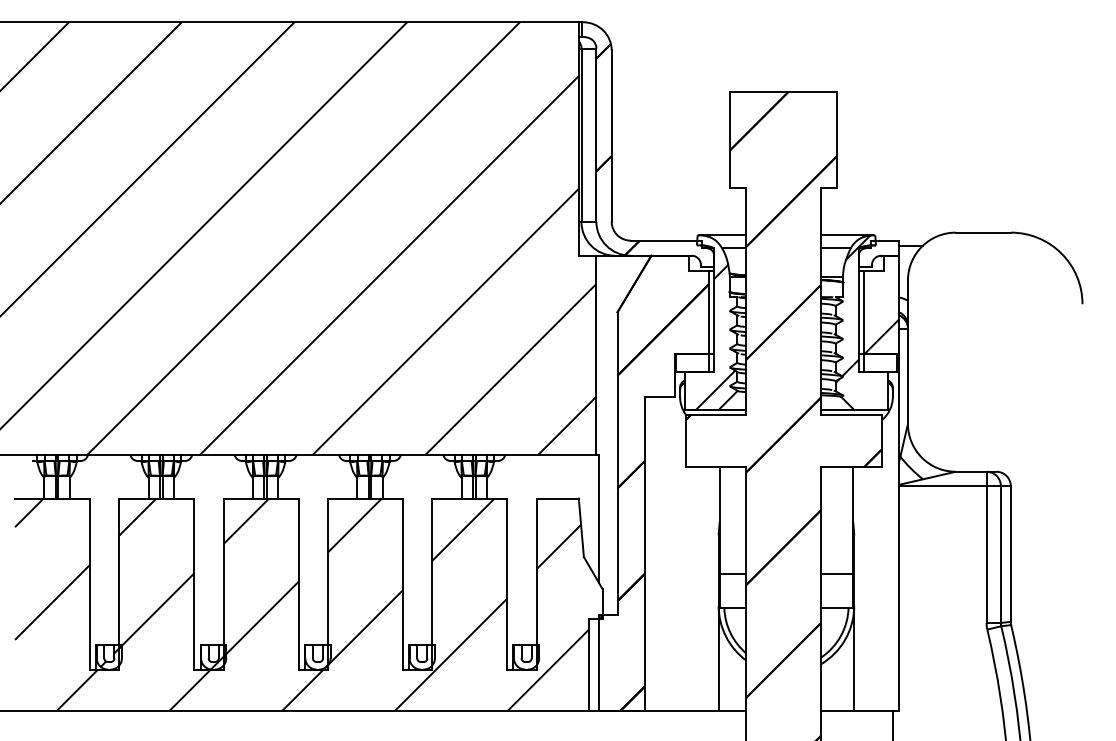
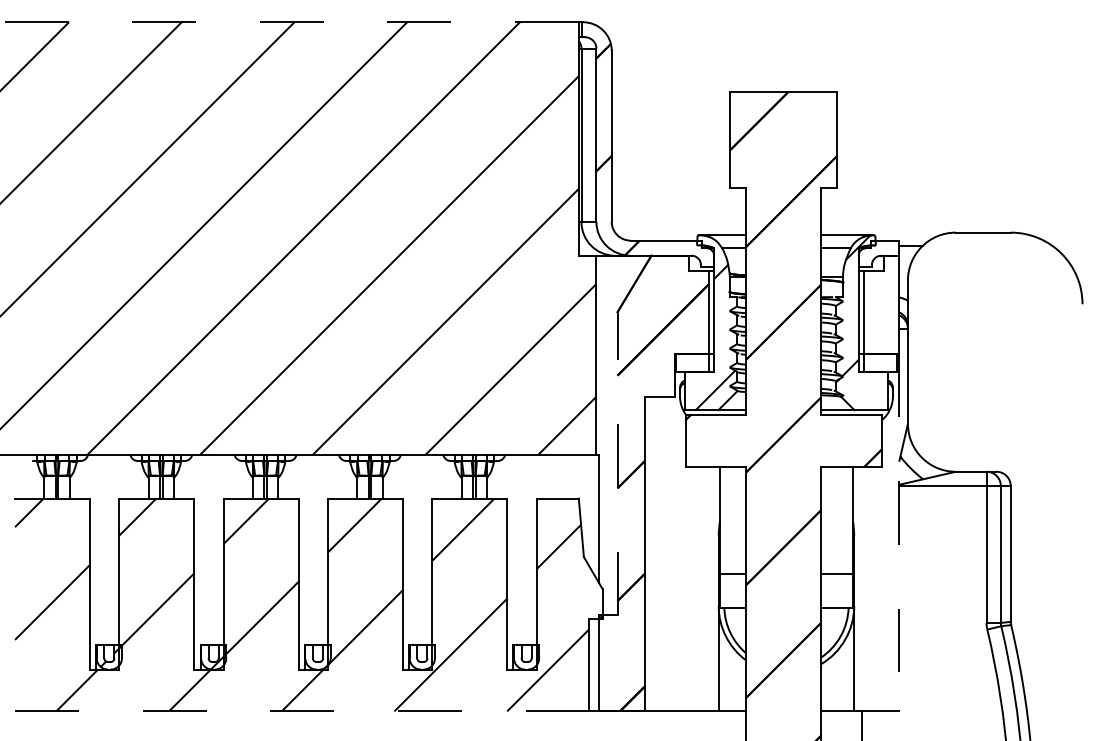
line: solid -> dashed (289, 22)
hatch: present -> none (881, 336)
line: solid -> dashed (617, 463)
line: solid -> dashed (899, 532)
line: solid -> dashed (294, 711)
line position: (892, 724) -> (861, 724) (861, 724)
